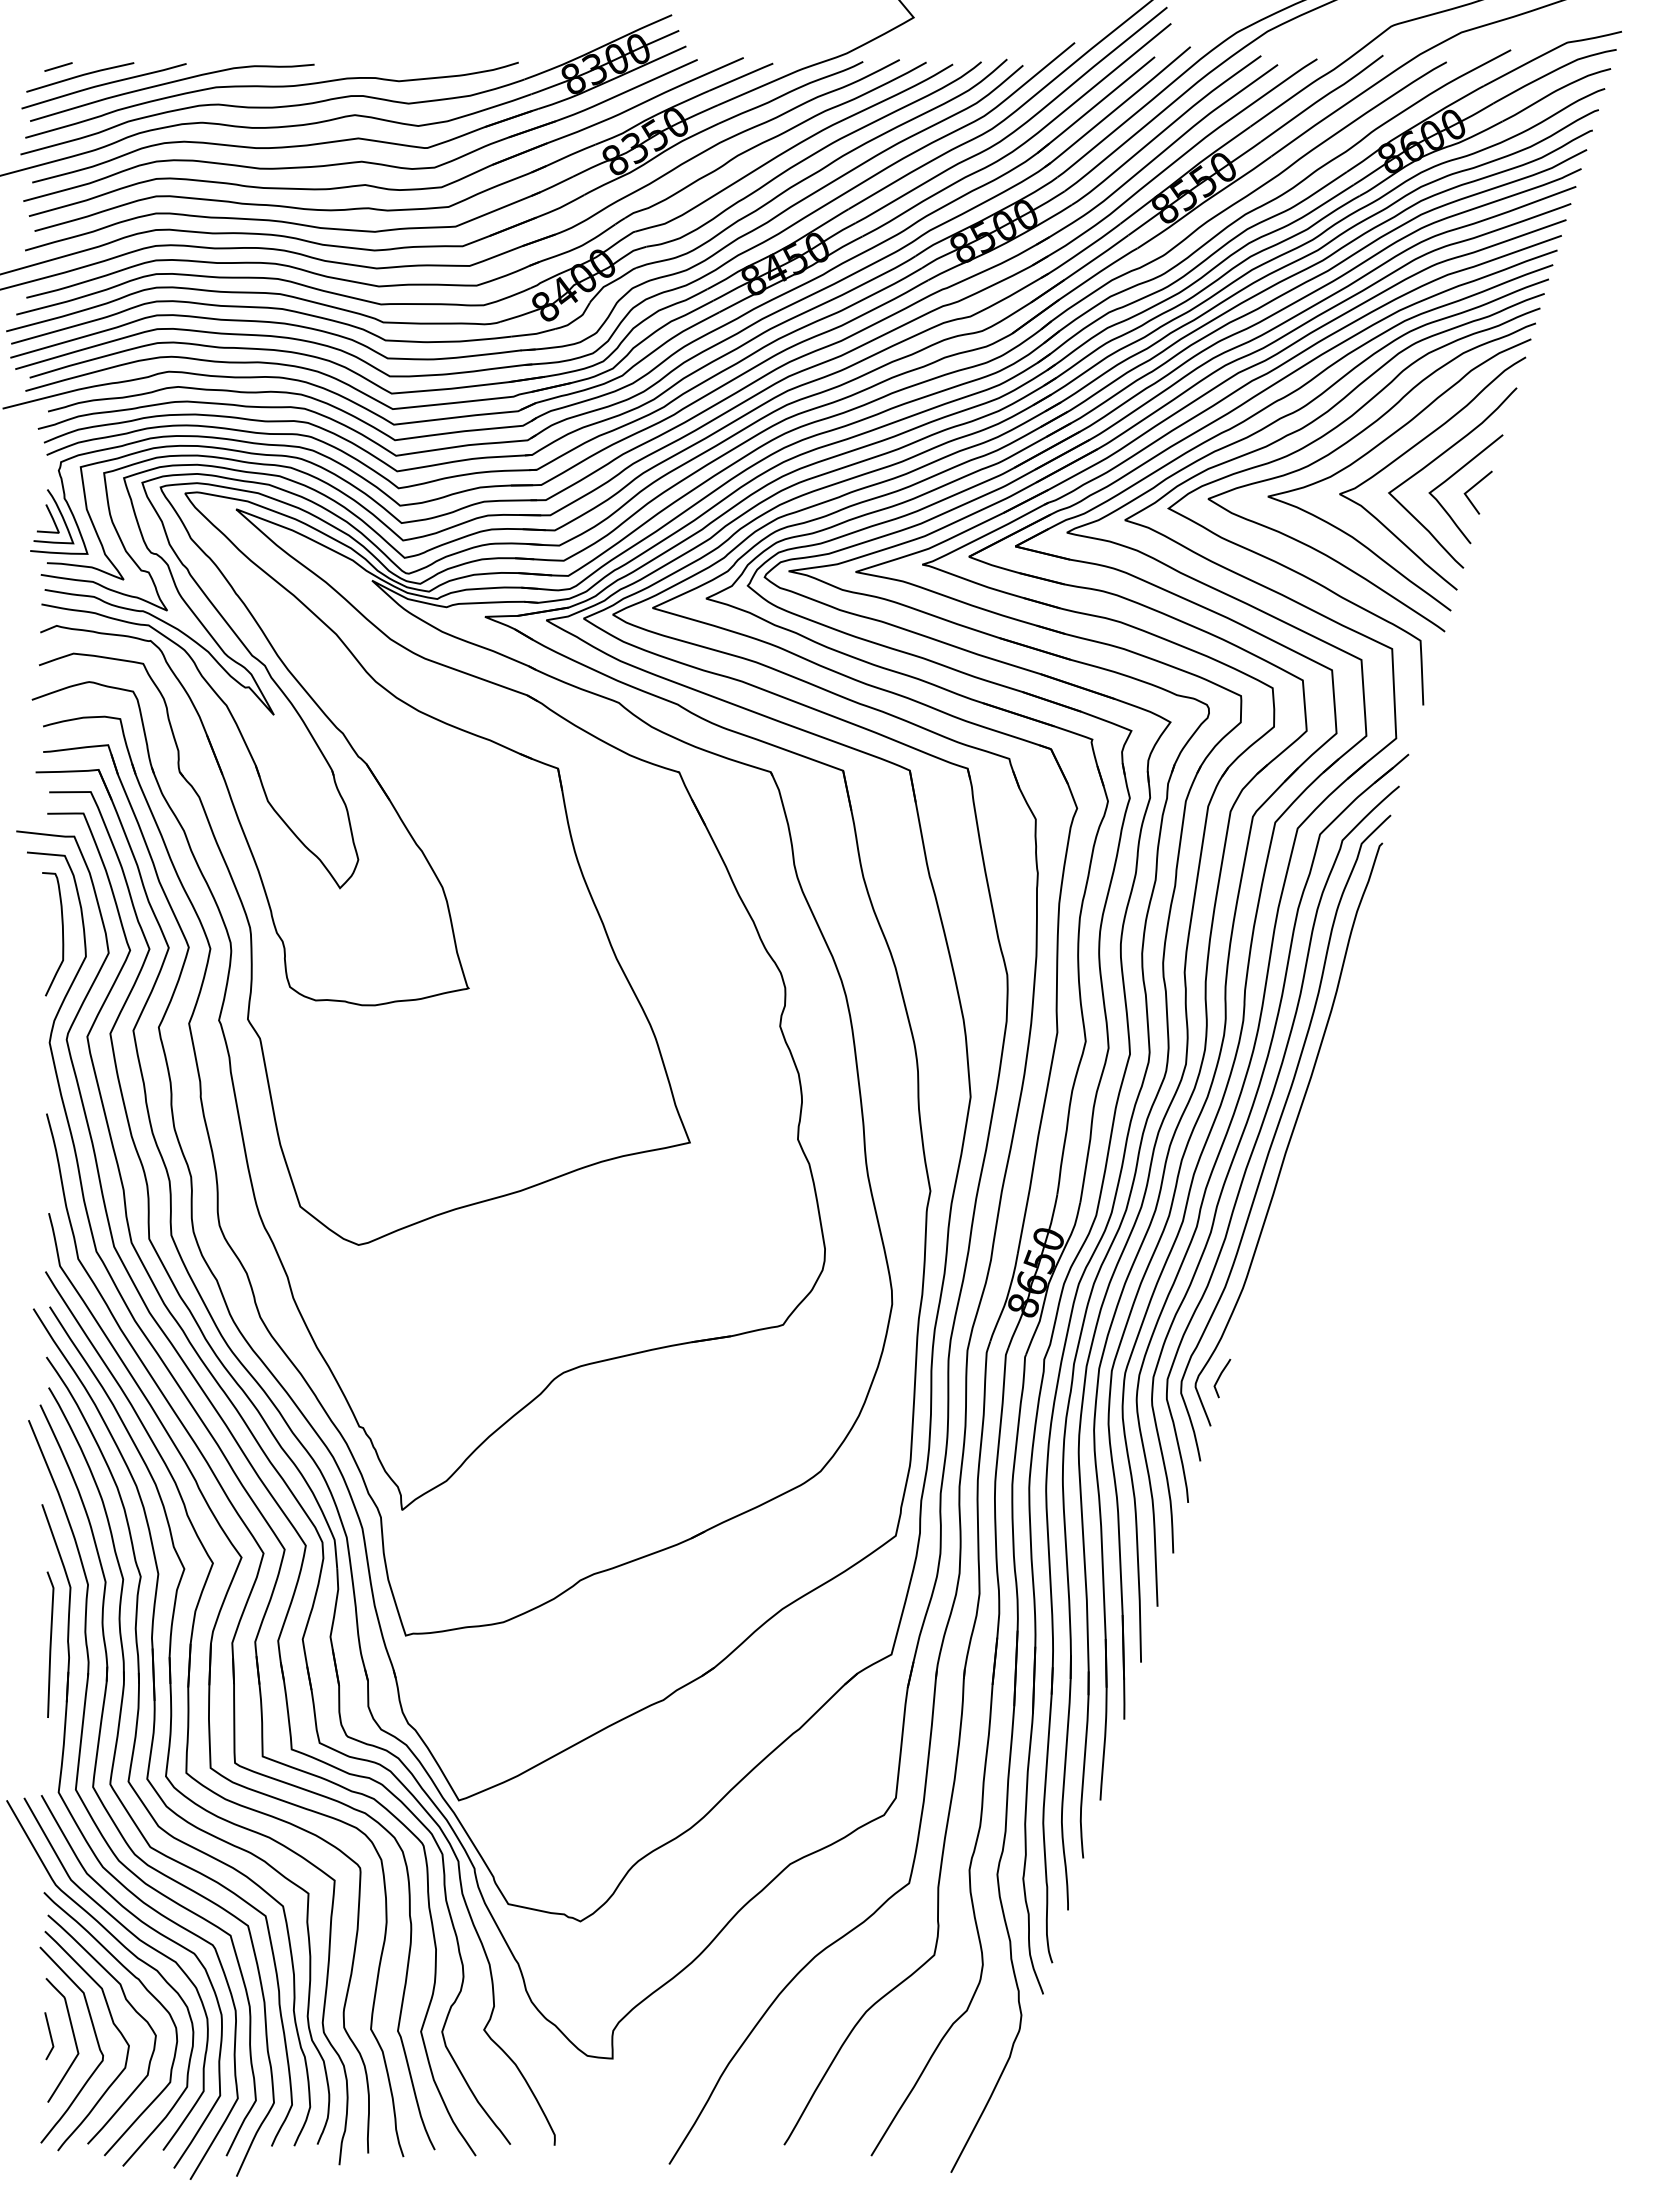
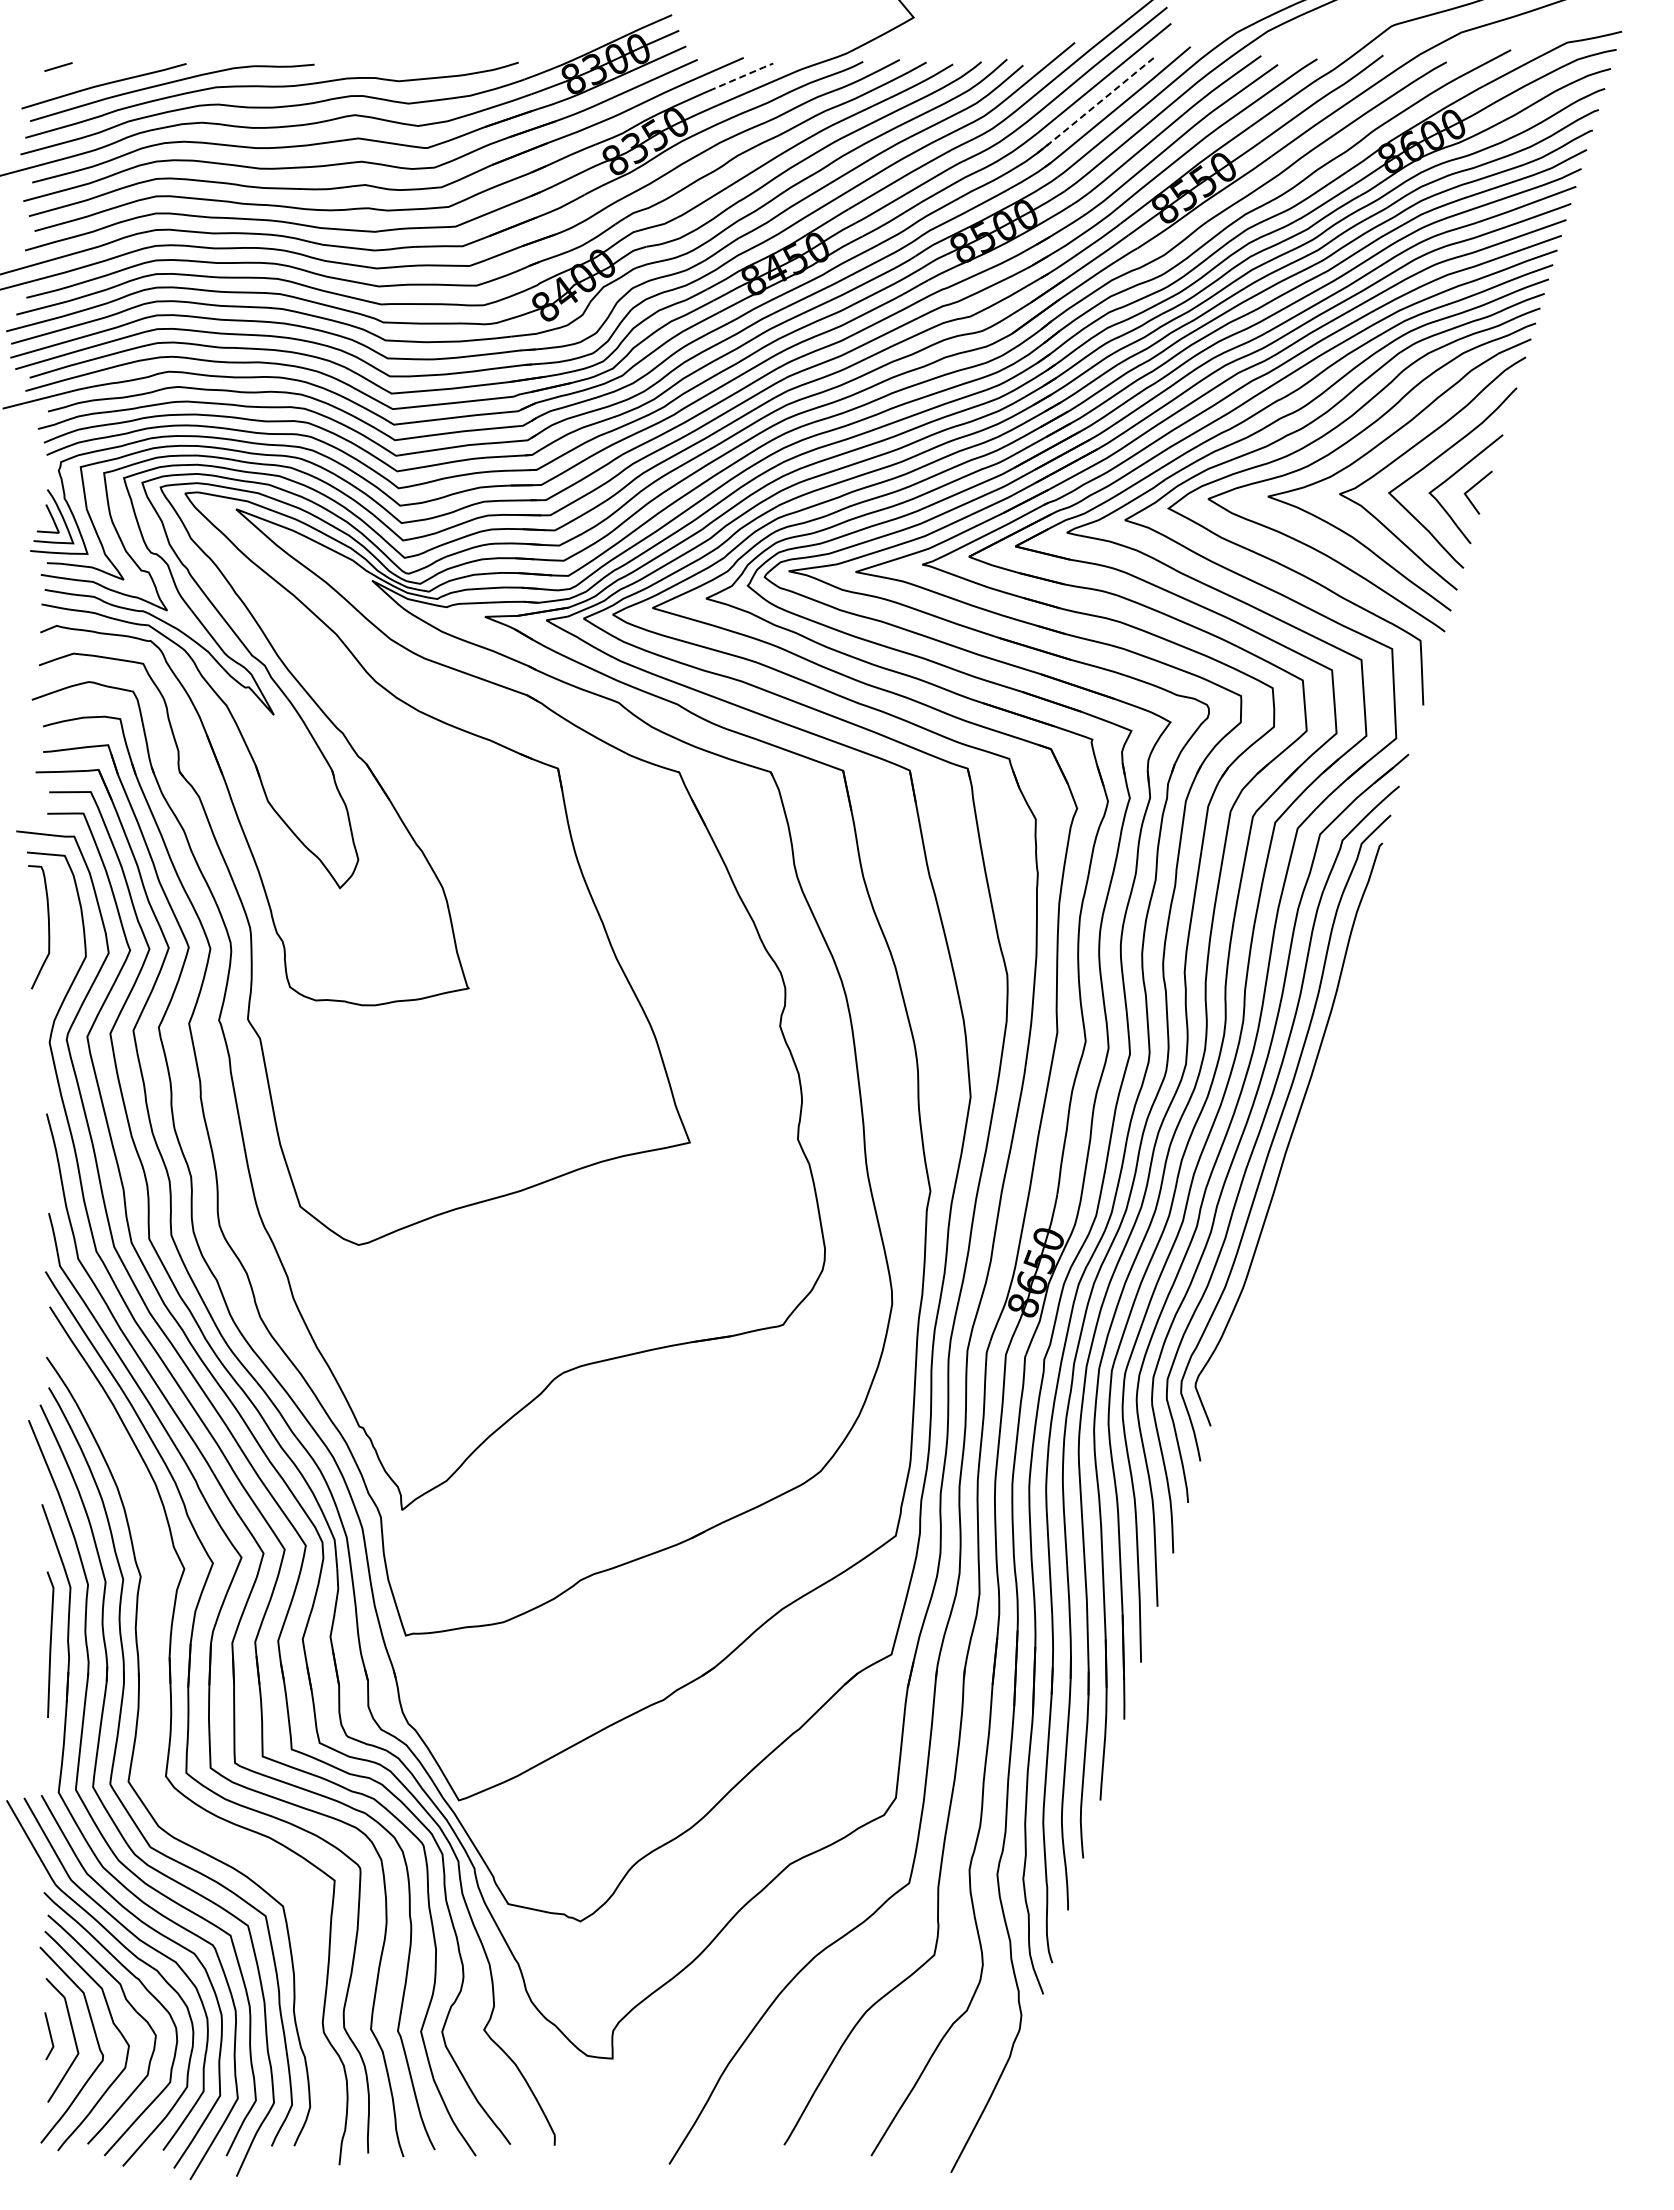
line: present -> none (80, 76)
line: solid -> dashed (741, 76)
line: solid -> dashed (1095, 105)
curve position: (62, 934) -> (48, 927) (48, 927)
curve: present -> none (1220, 1377)
part: present -> none (155, 1724)
